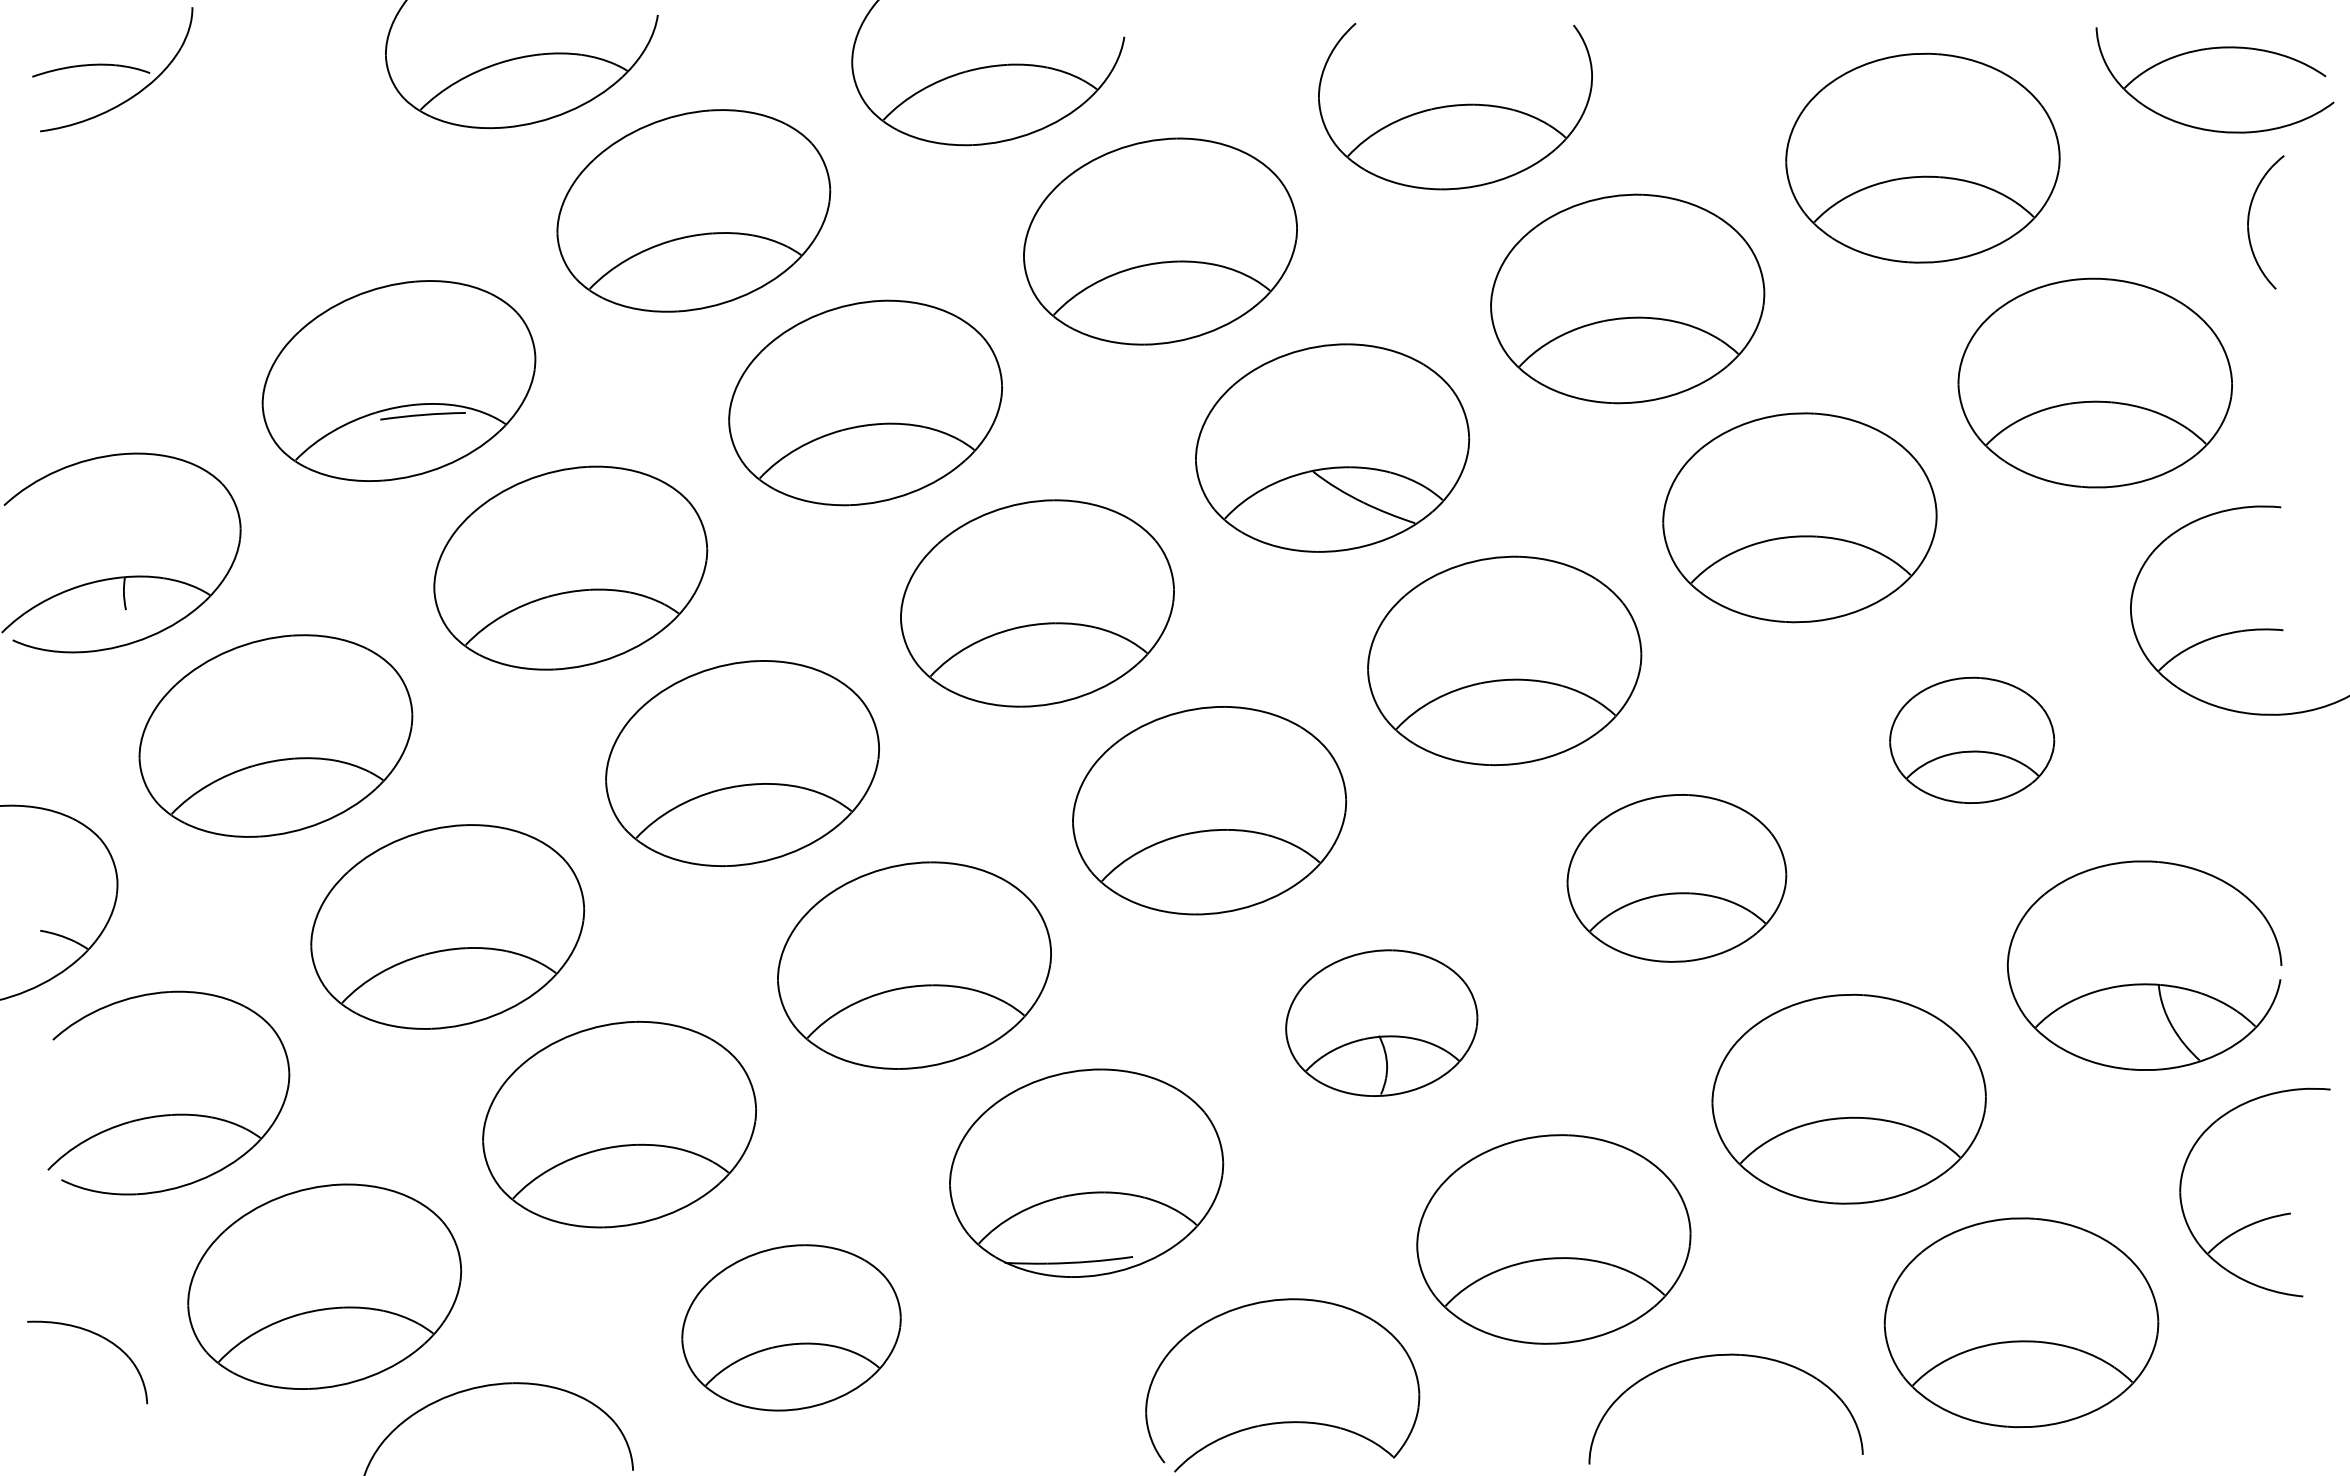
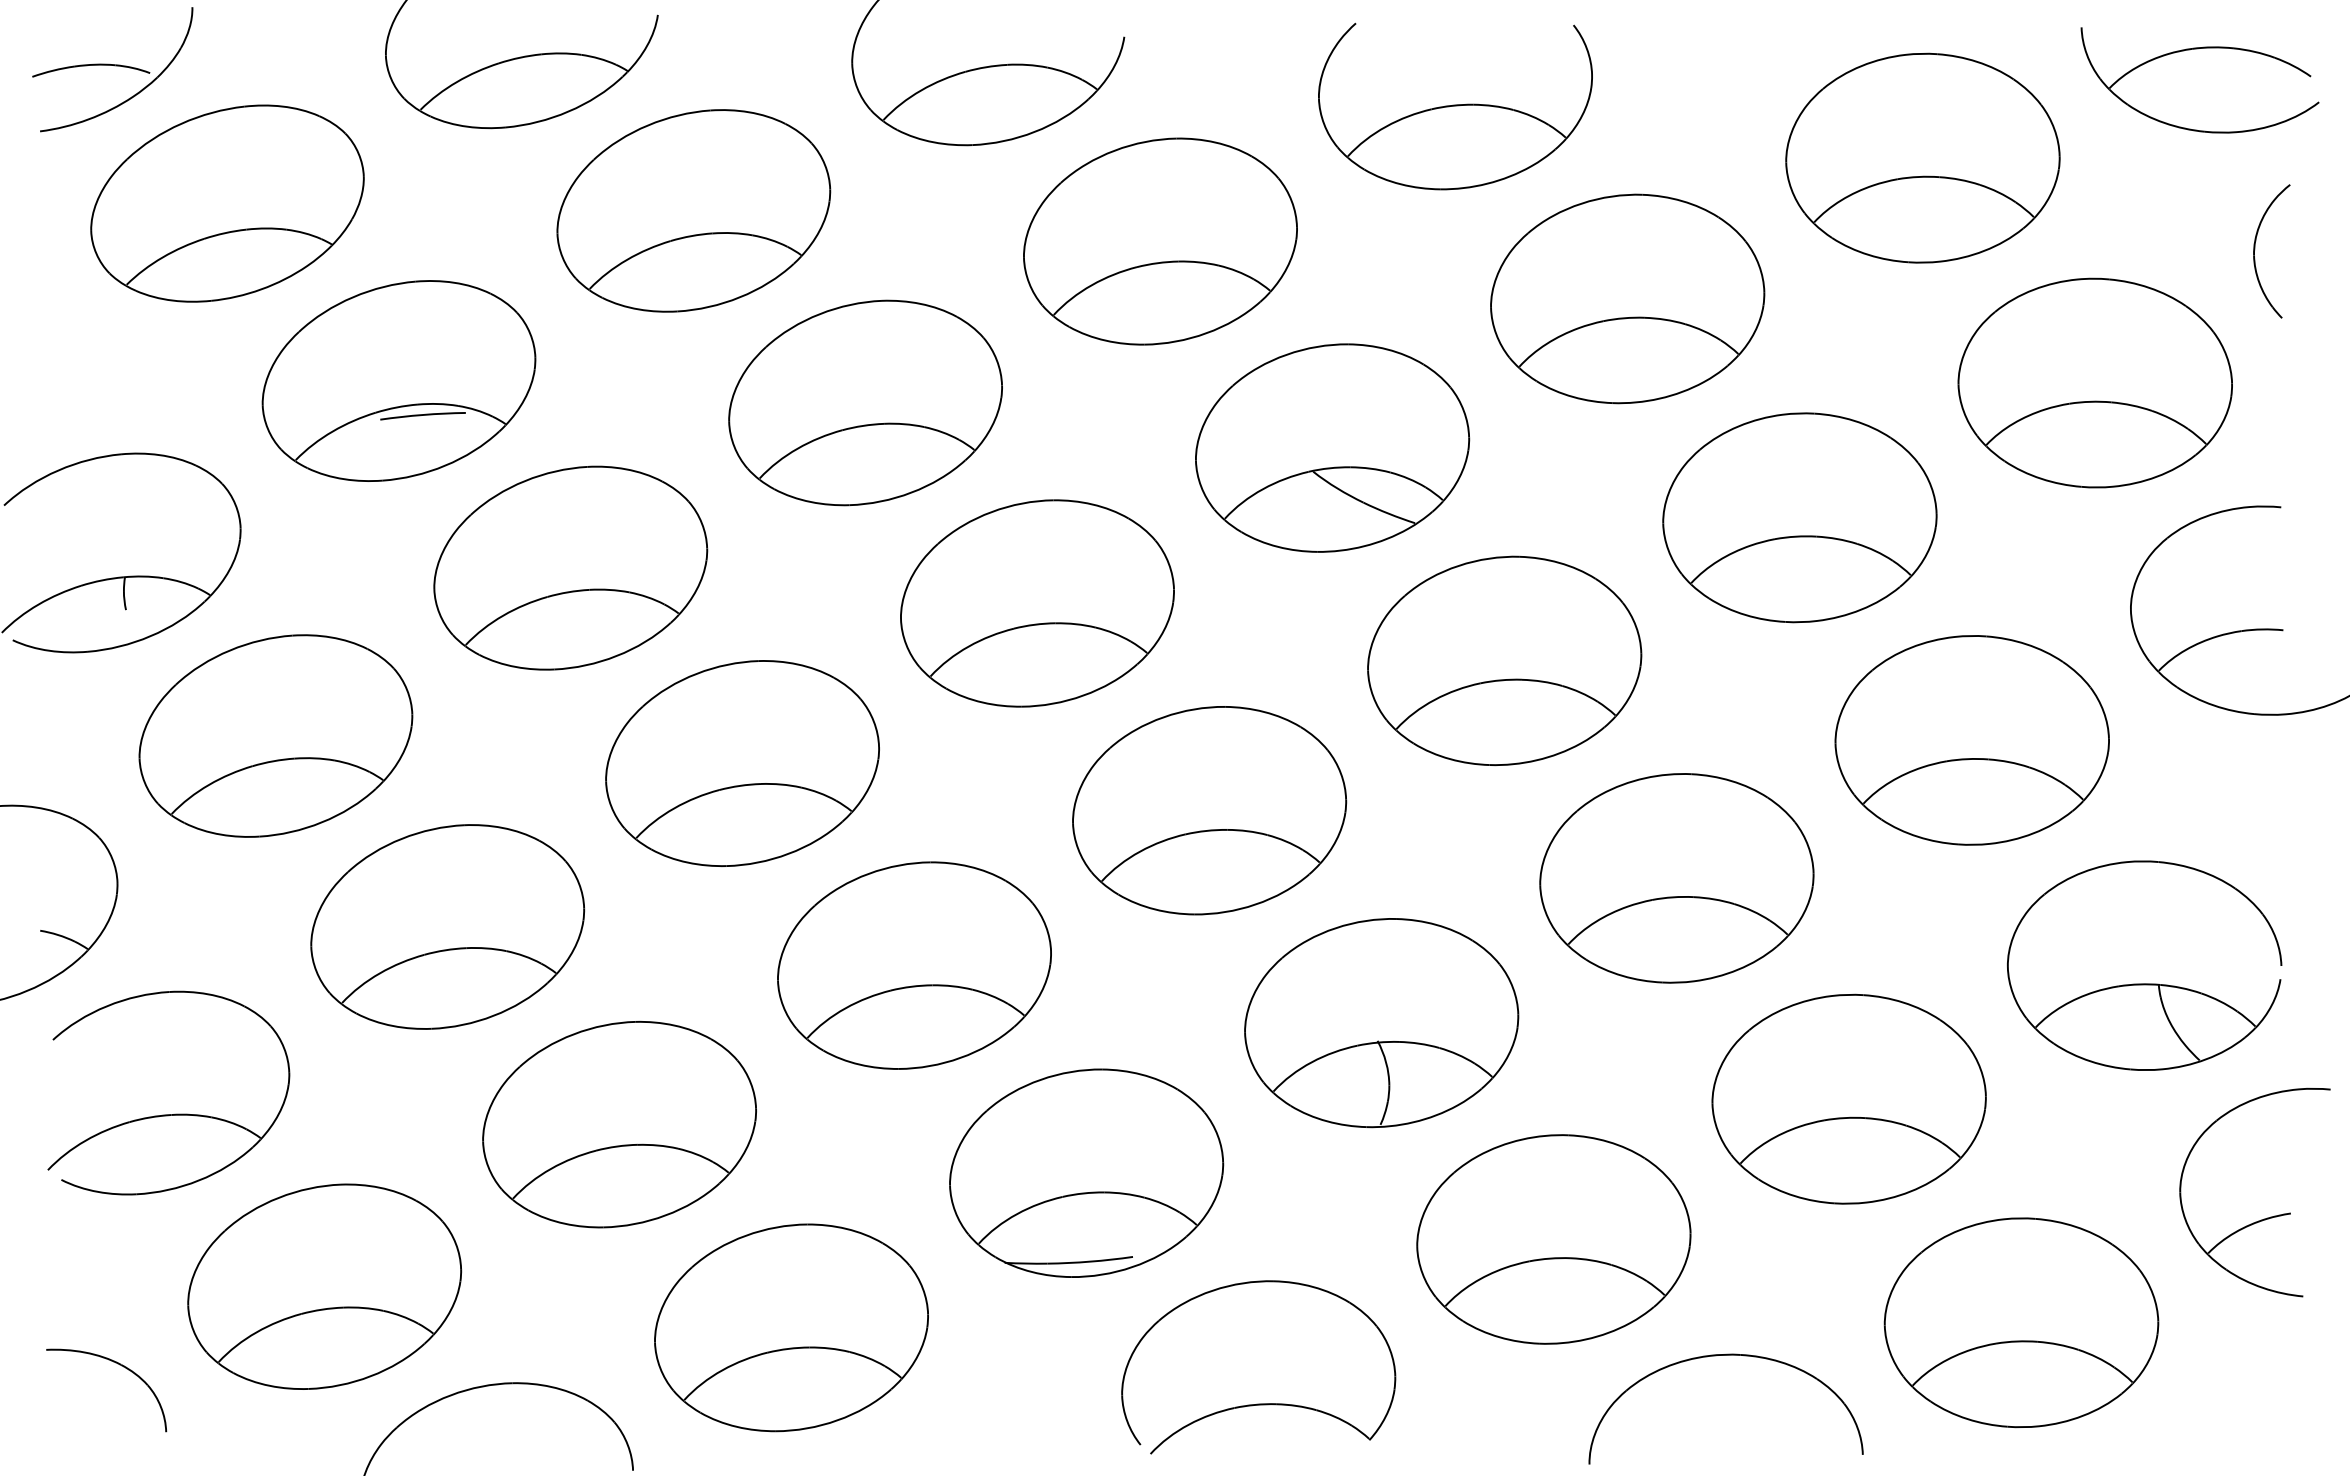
part position: (2213, 49) -> (2198, 49) (2198, 49)
part: none -> present (227, 203)
part position: (2249, 220) -> (2255, 249) (2255, 249)
part size: 167x128 px -> 276x211 px (1971, 740)
part size: 222x169 px -> 276x211 px (1676, 878)
part size: 194x148 px -> 276x211 px (1381, 1023)
part size: 221x168 px -> 275x210 px (791, 1327)
part position: (100, 1337) -> (119, 1365) (119, 1365)
part position: (1282, 1421) -> (1258, 1403) (1258, 1403)
